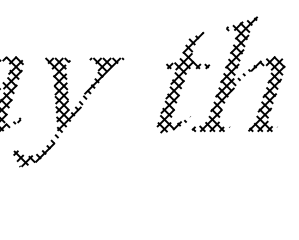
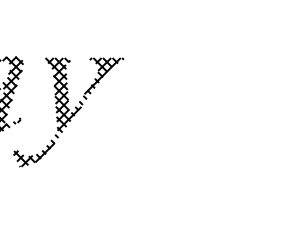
hatch: present -> none (238, 73)
hatch: present -> none (183, 82)
